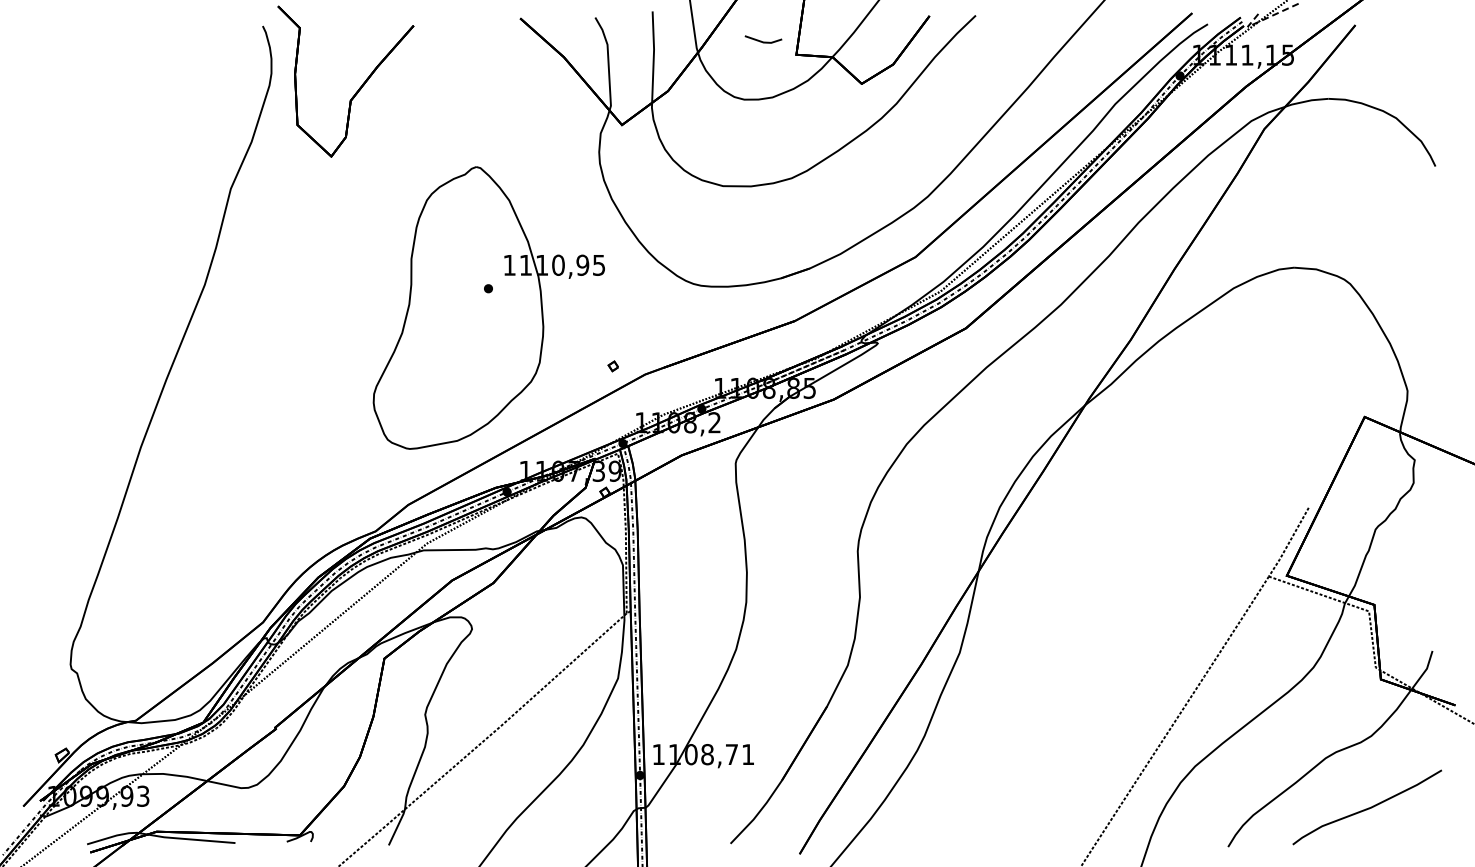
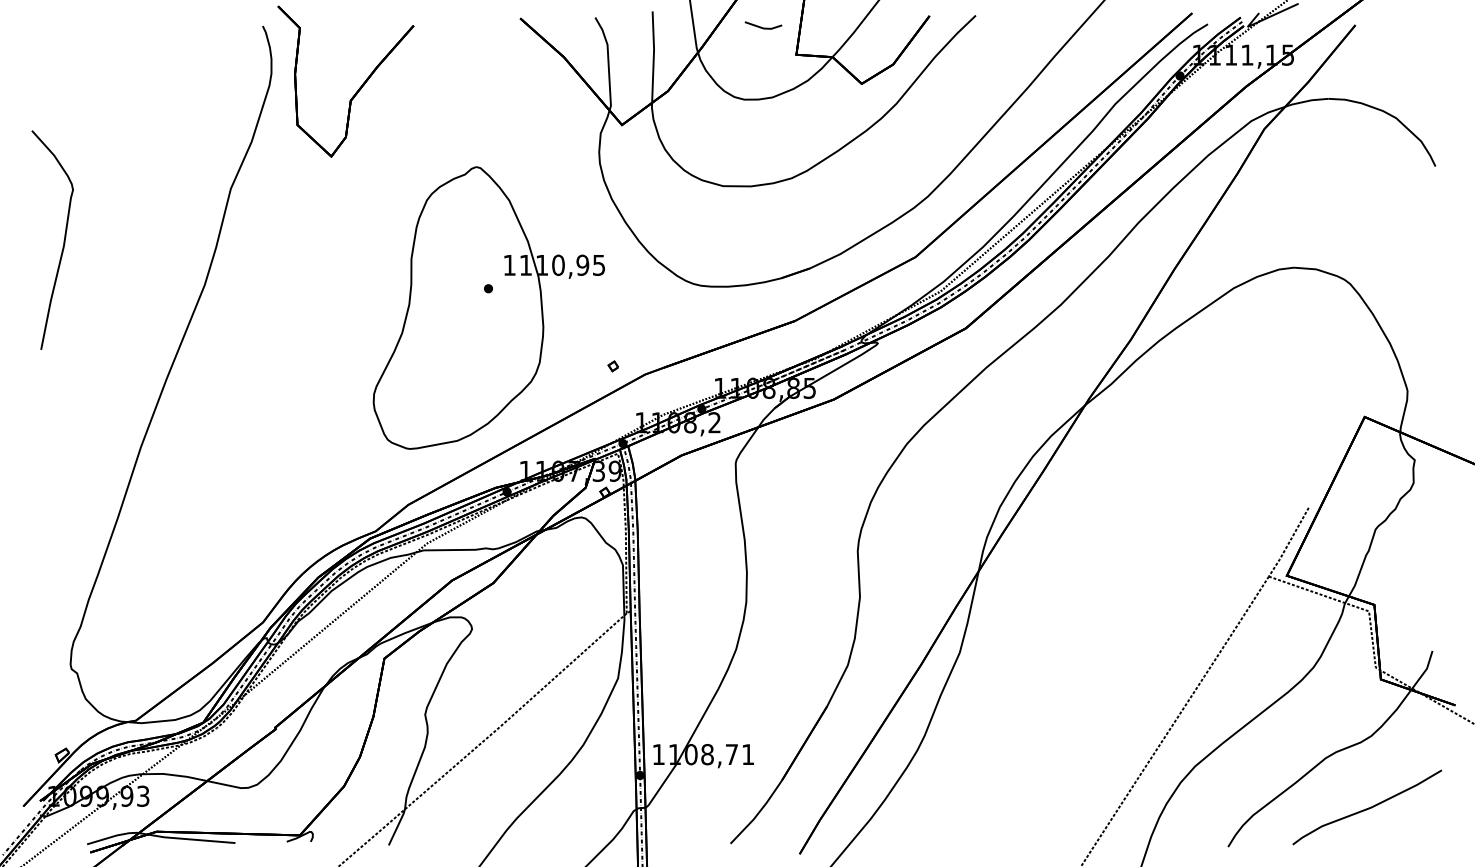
line: dashed -> solid (1263, 19)
line position: (763, 41) -> (763, 27) (763, 27)
curve: none -> present (63, 240)
